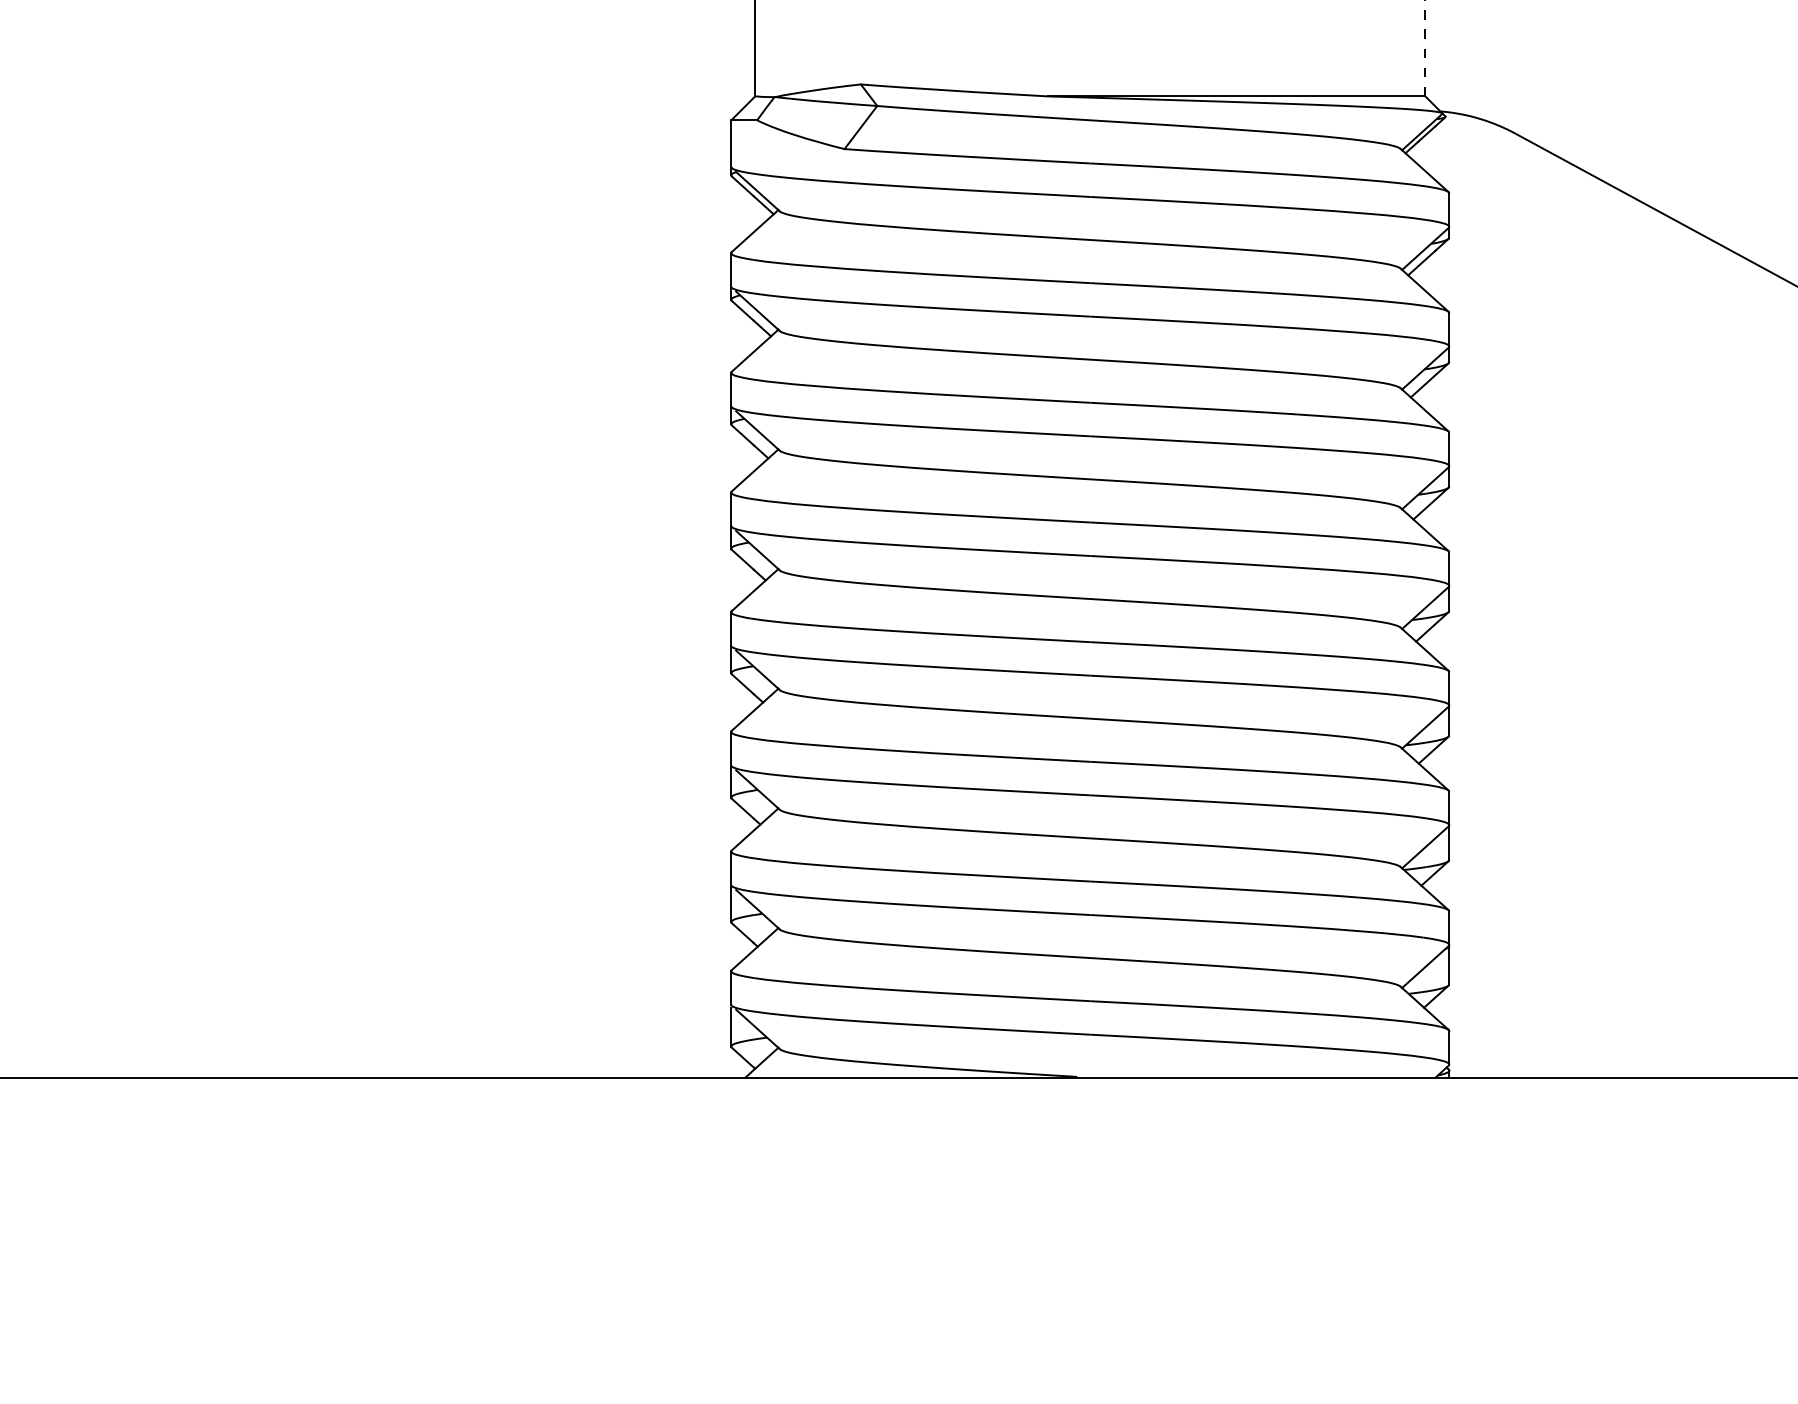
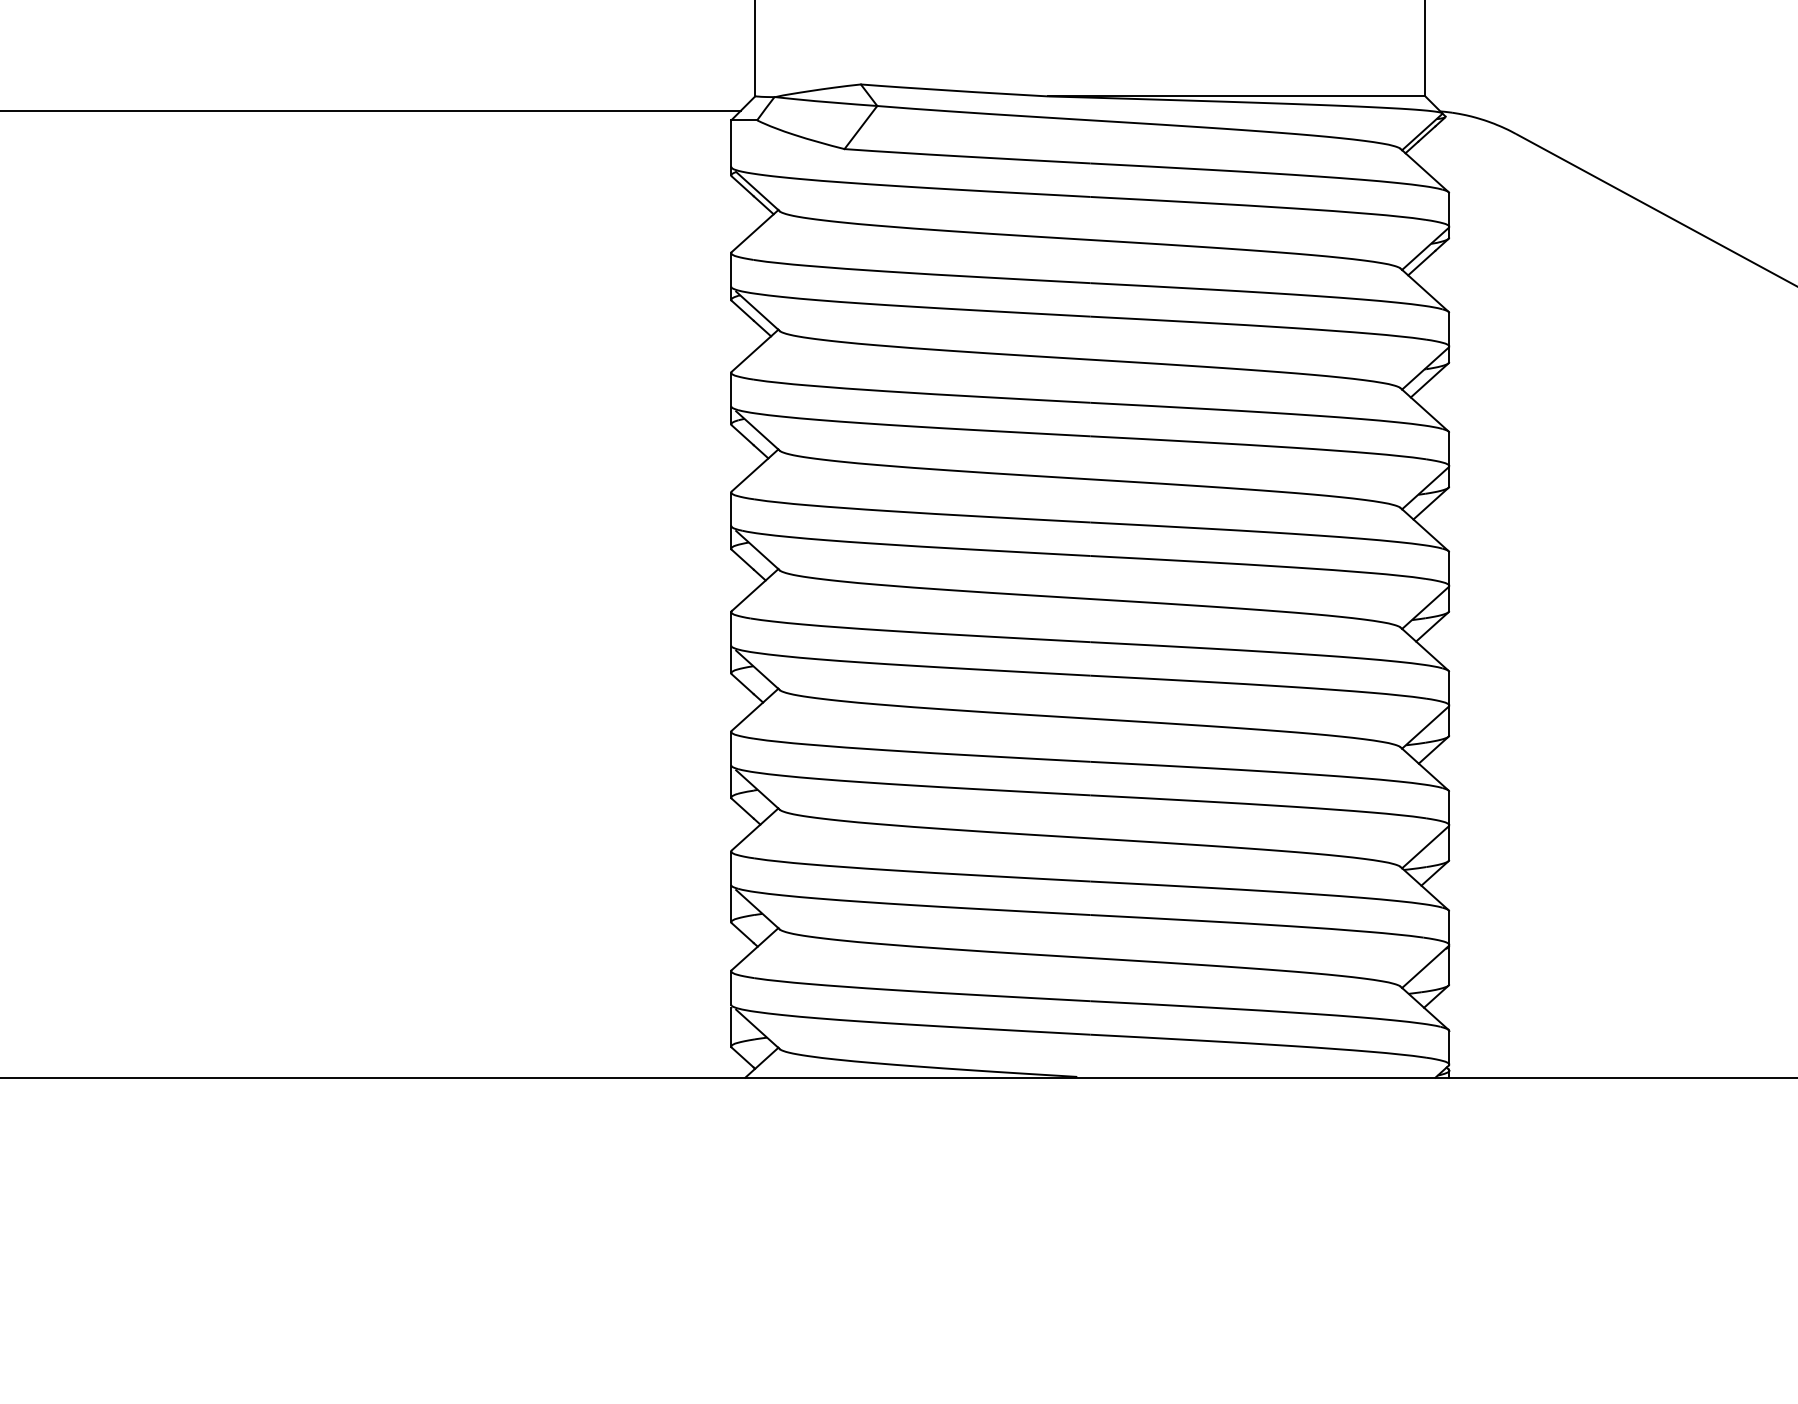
line: dashed -> solid (1425, 47)
line: none -> present (371, 110)
